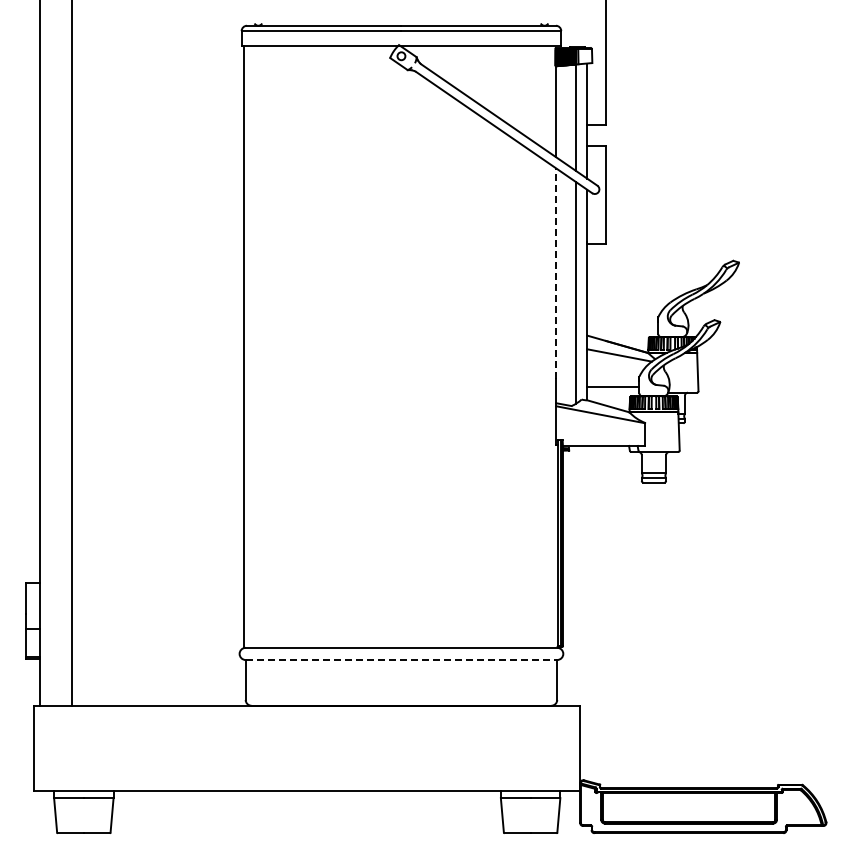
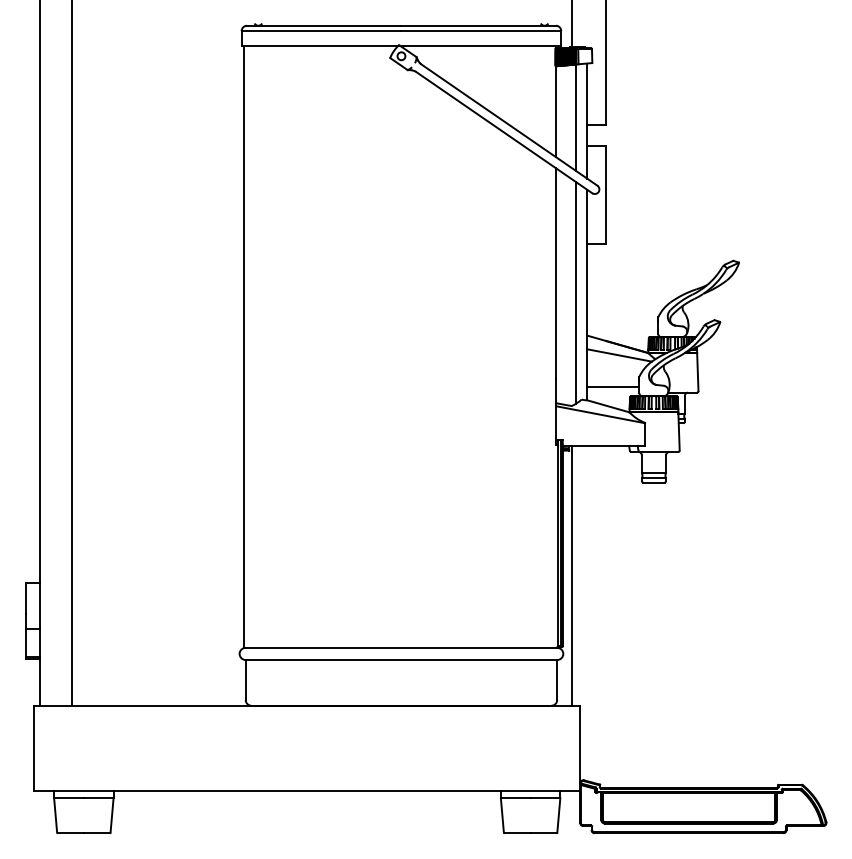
line: none -> present (572, 24)
line: dashed -> solid (556, 273)
line: none -> present (572, 575)
line: dashed -> solid (401, 660)
